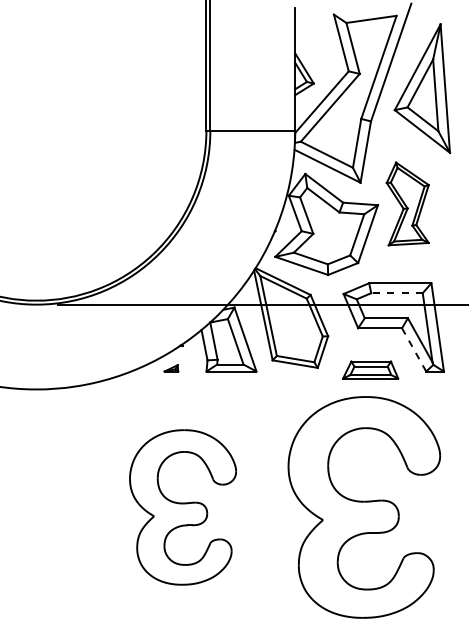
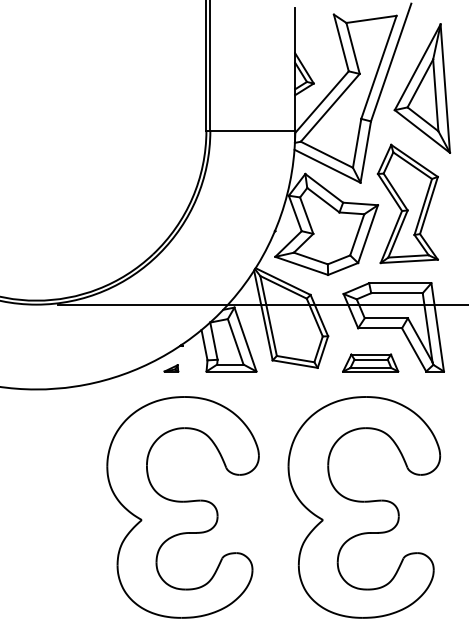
part size: 45x86 px -> 63x122 px (407, 203)
line: dashed -> solid (396, 293)
line: dashed -> solid (414, 349)
part position: (370, 369) -> (370, 362) (370, 362)
part size: 108x157 px -> 154x223 px (182, 507)
